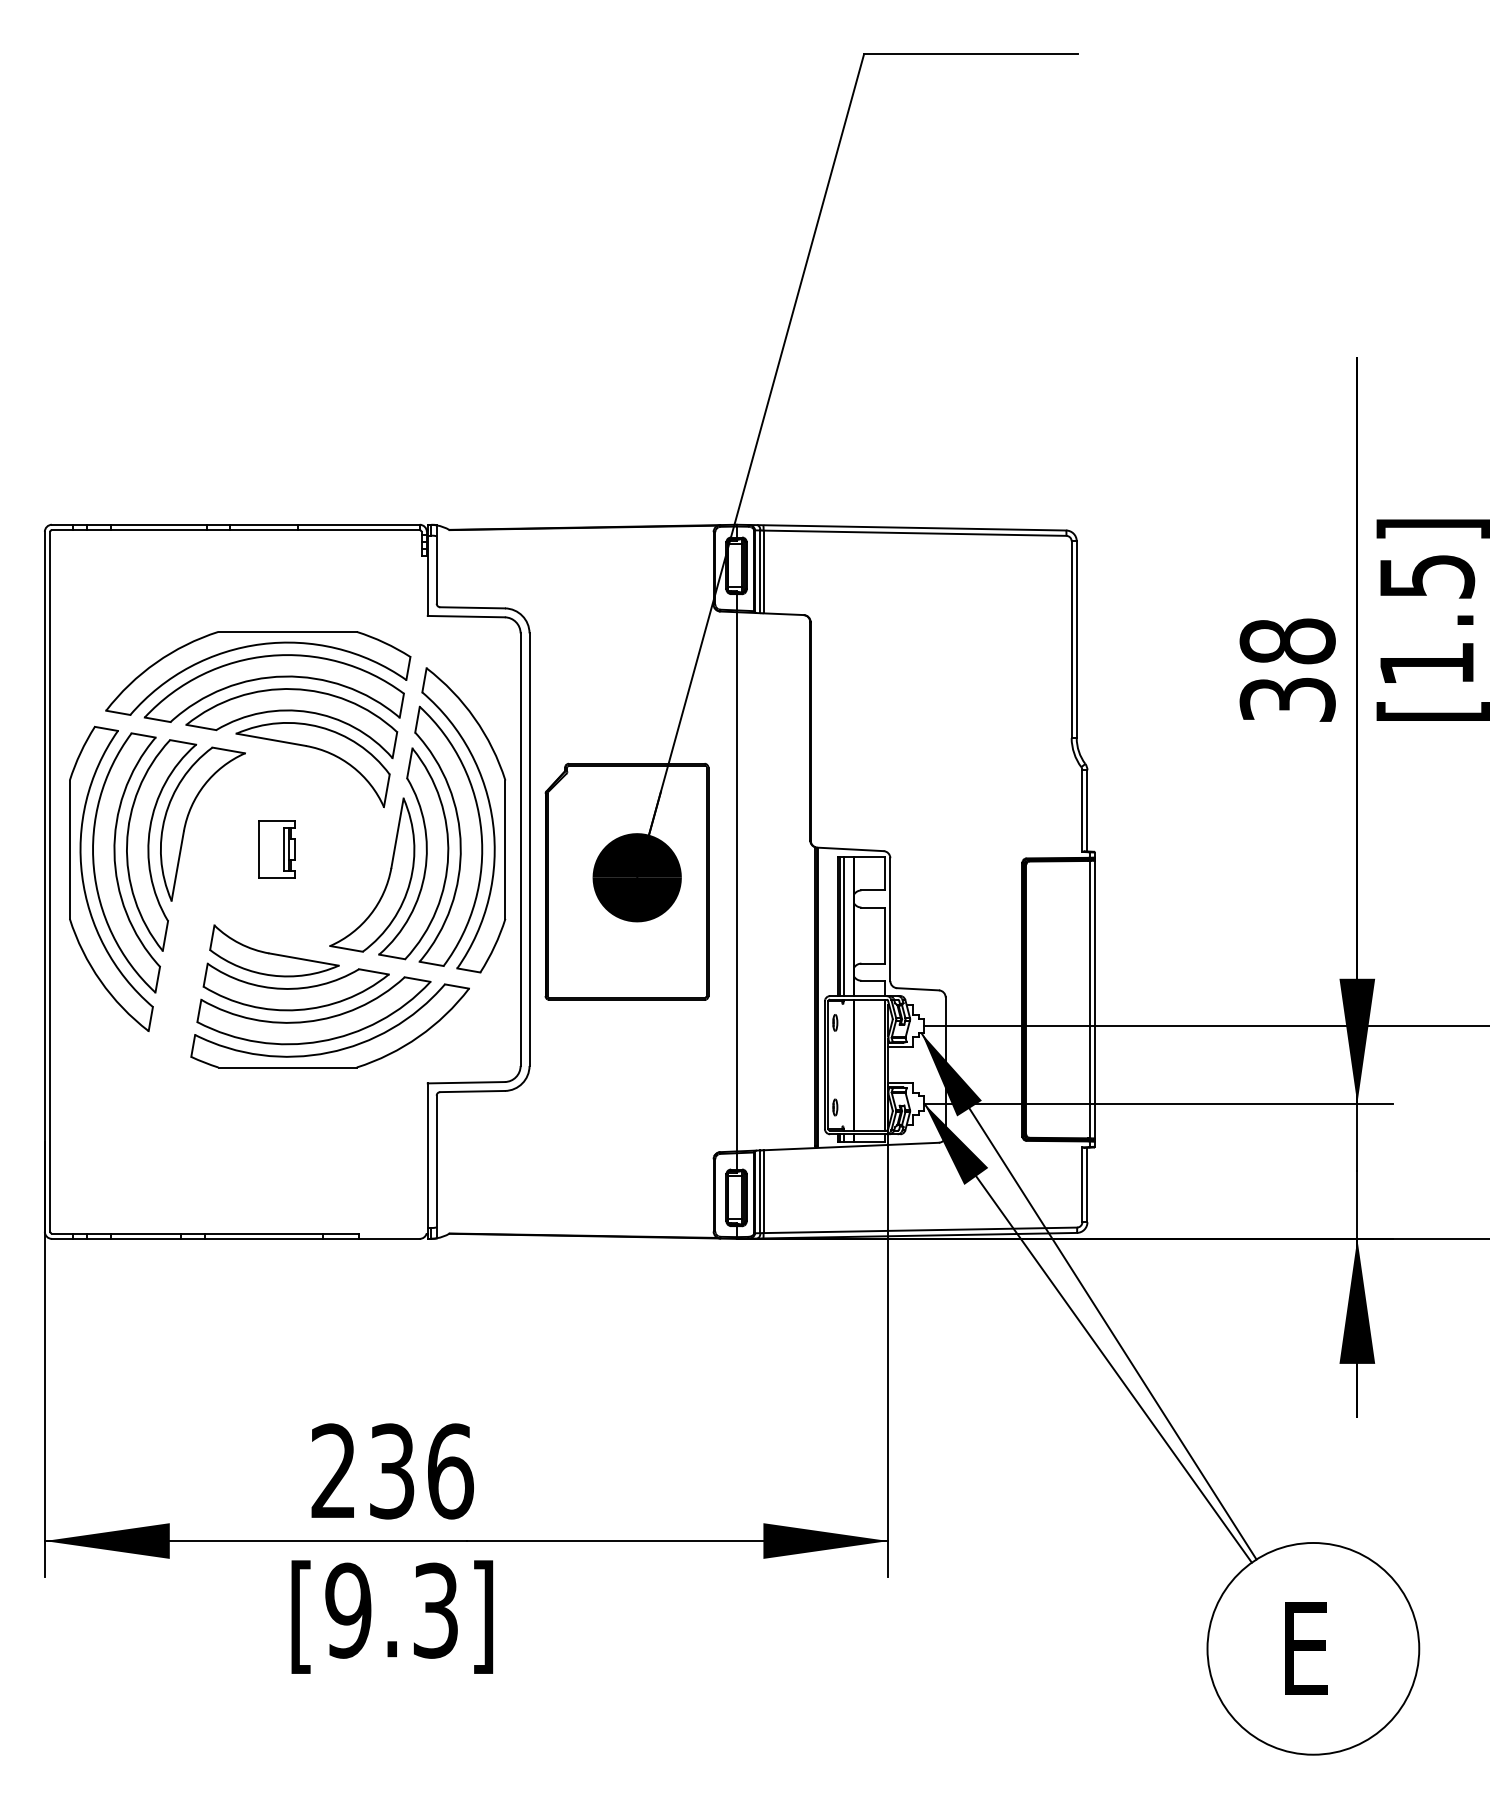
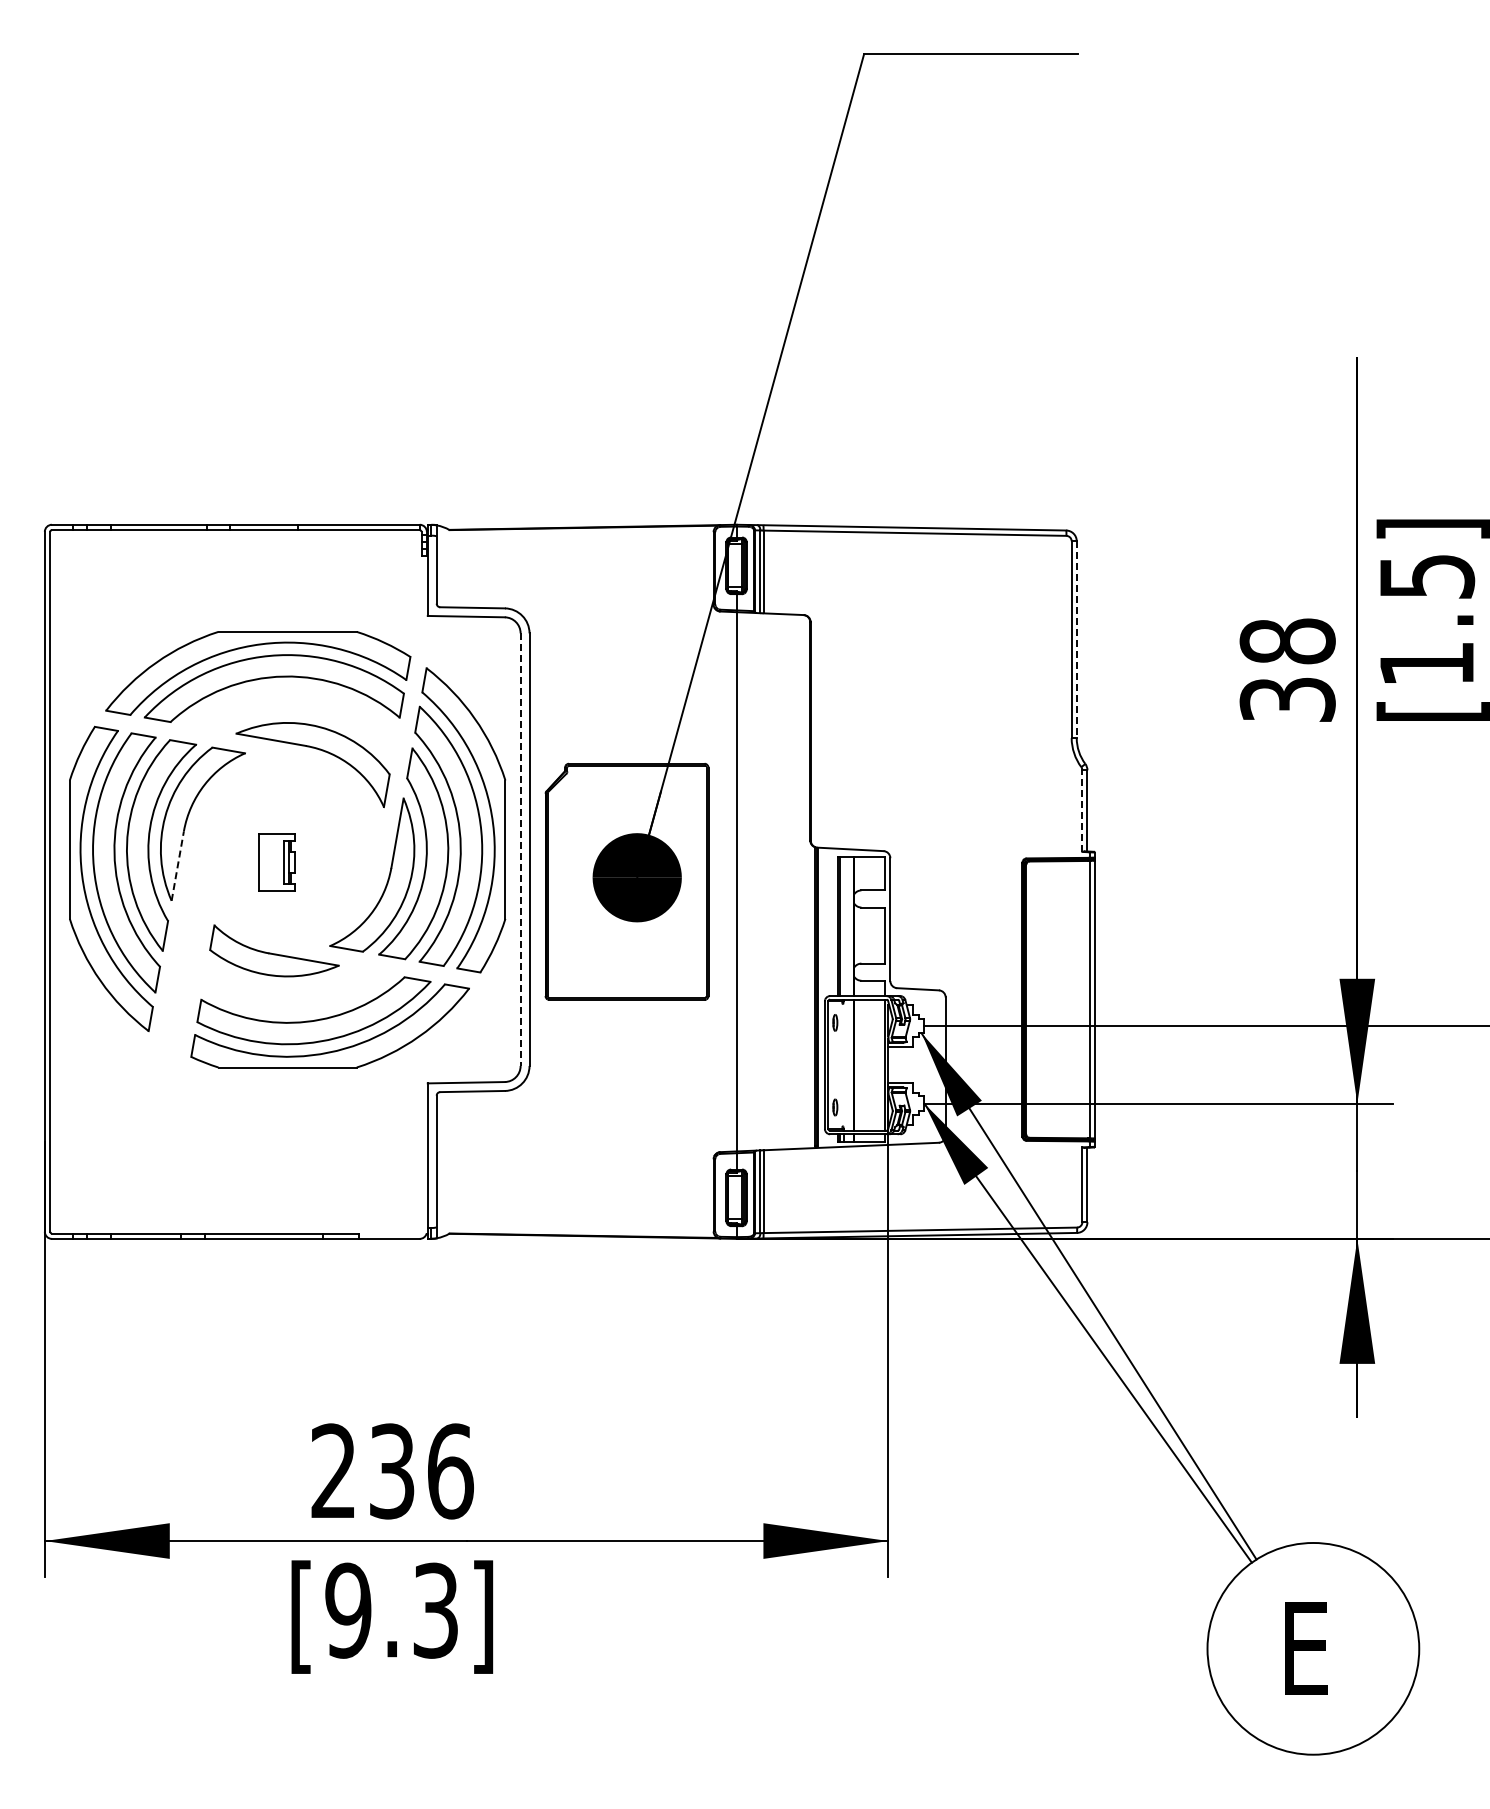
line: solid -> dashed (1076, 640)
part: present -> none (291, 711)
line: solid -> dashed (1082, 811)
part position: (276, 849) -> (276, 862) (276, 862)
line: solid -> dashed (520, 850)
line: solid -> dashed (177, 865)
line: present -> none (843, 926)
part: present -> none (295, 986)
